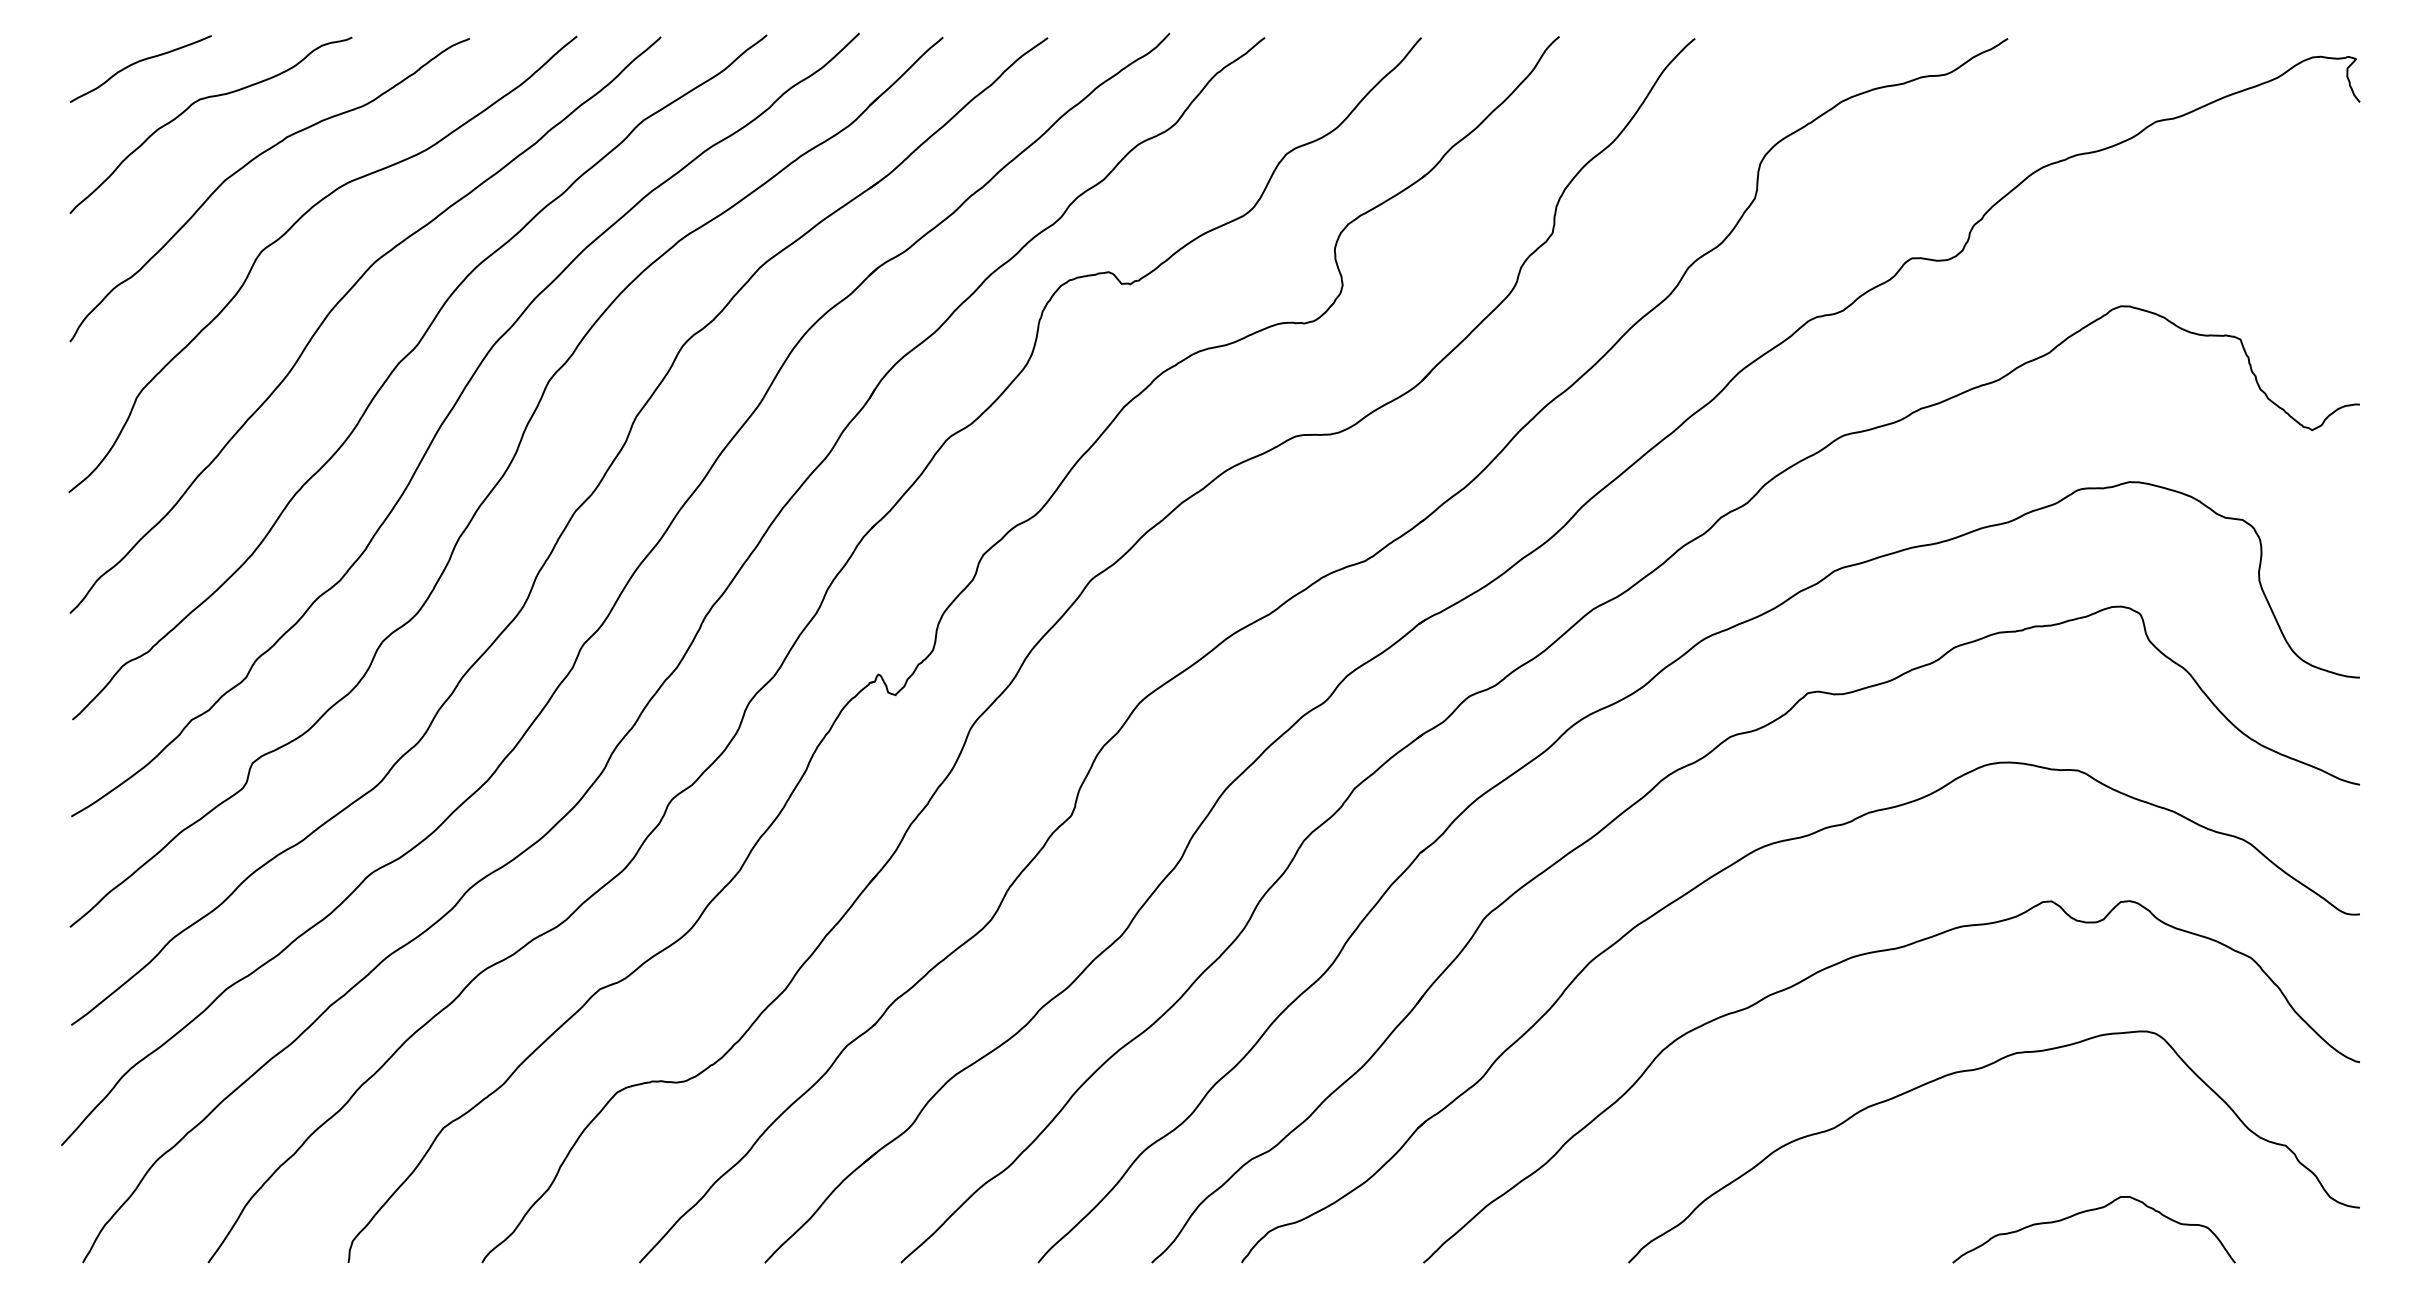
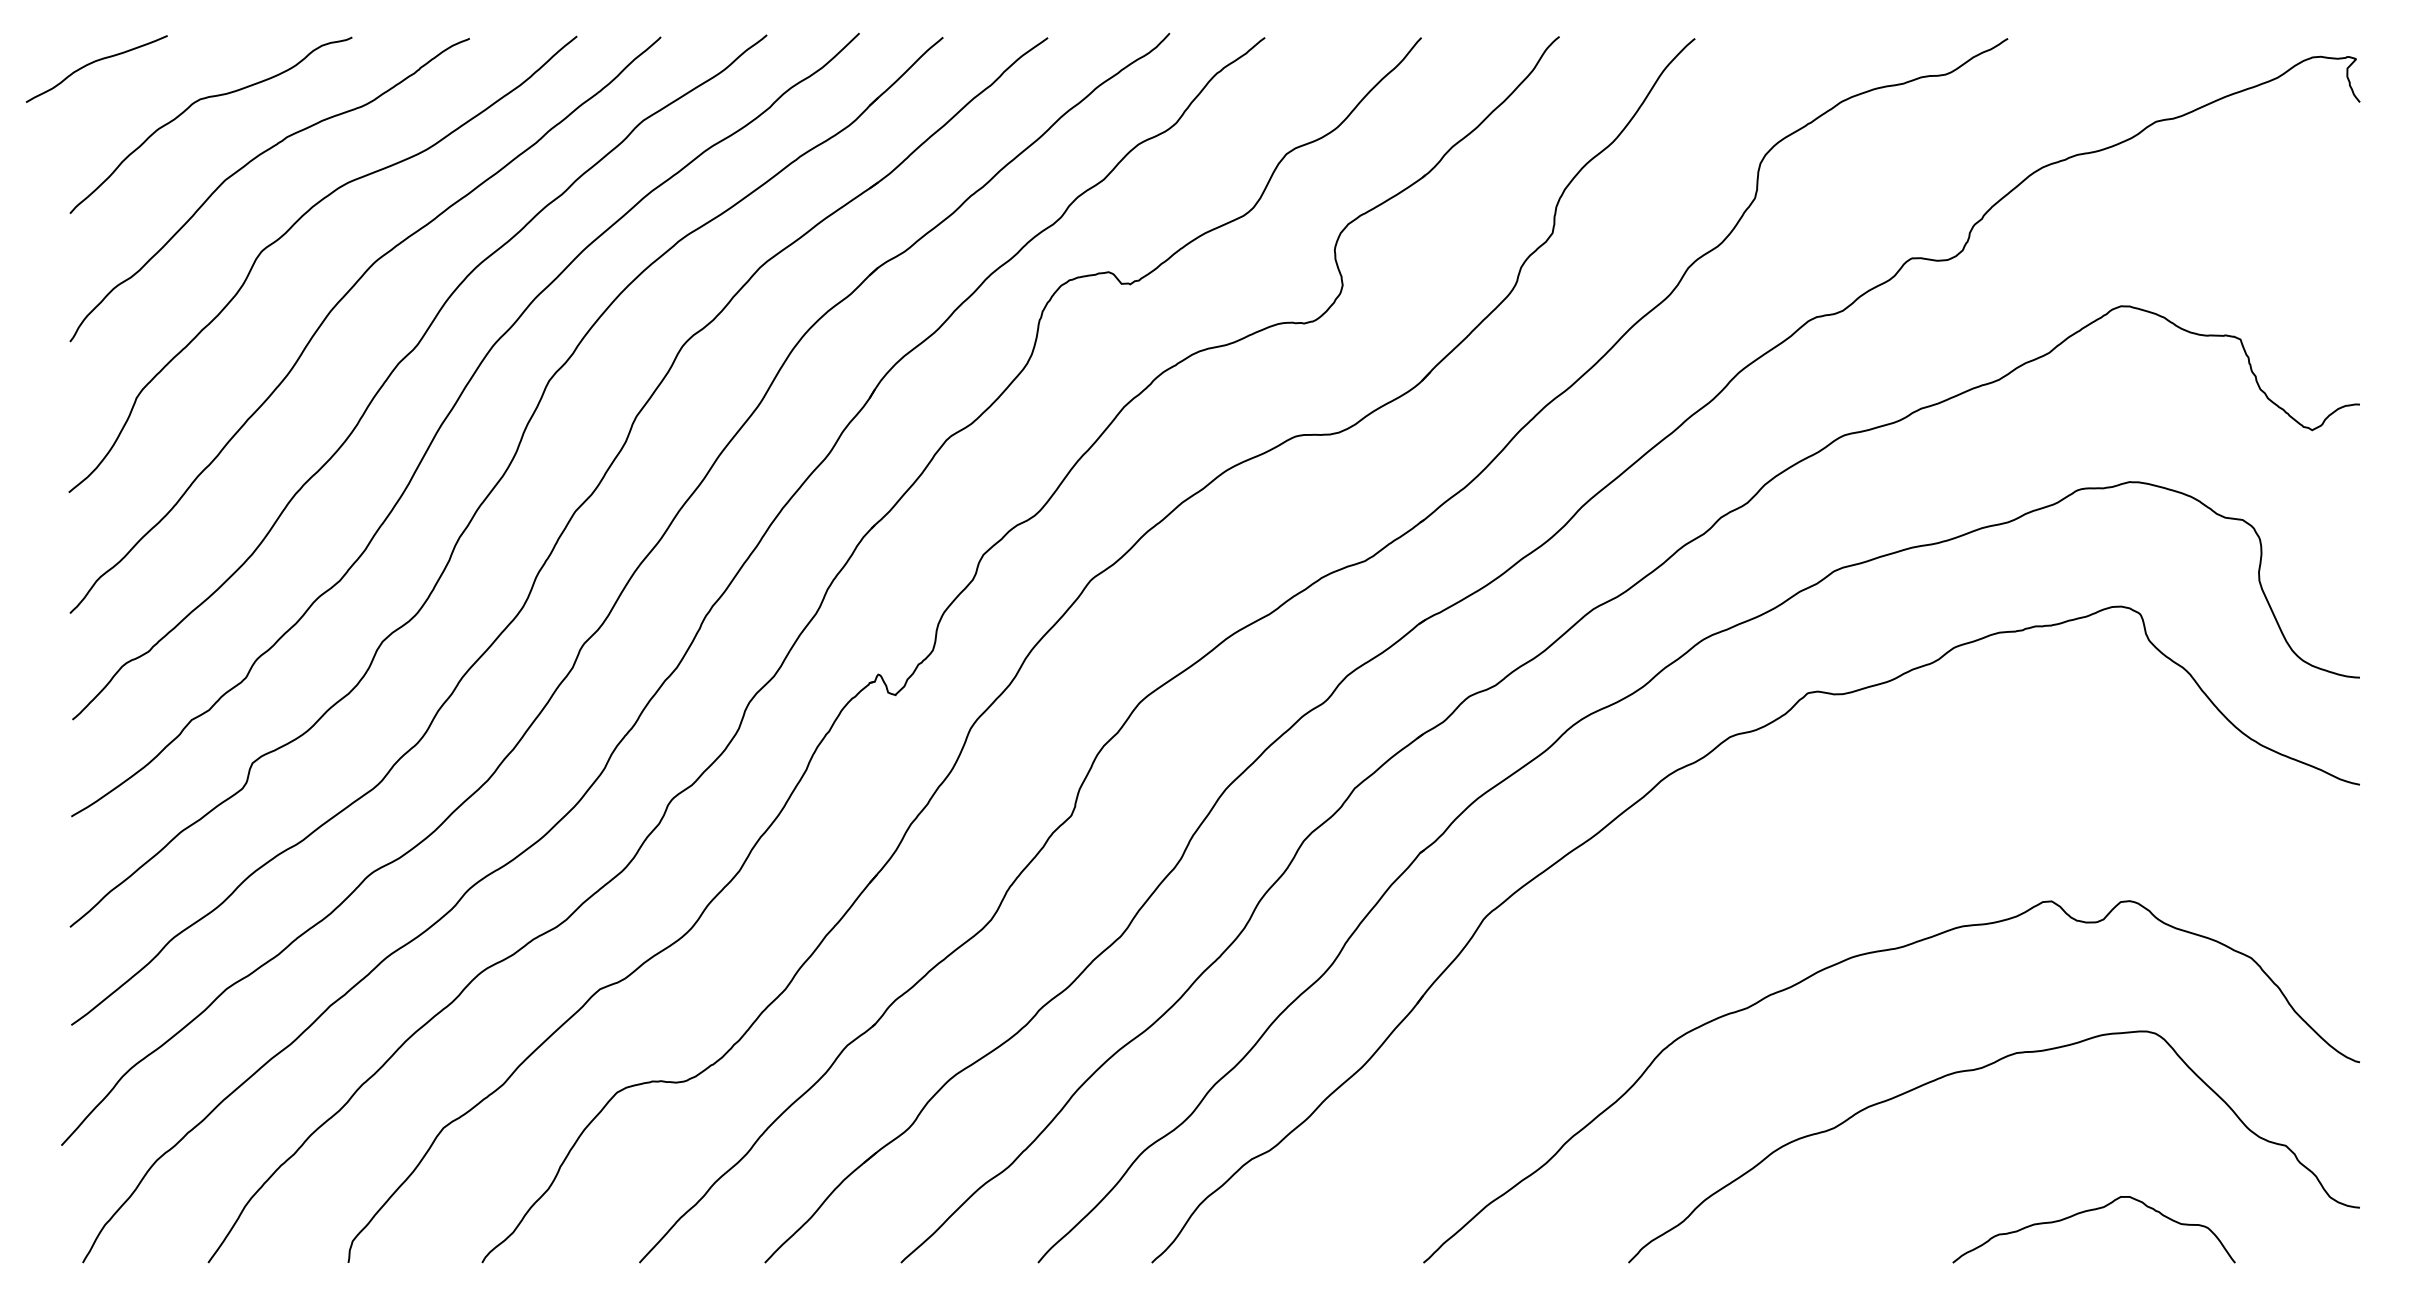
curve position: (137, 63) -> (93, 63) (93, 63)
part: present -> none (1716, 875)
